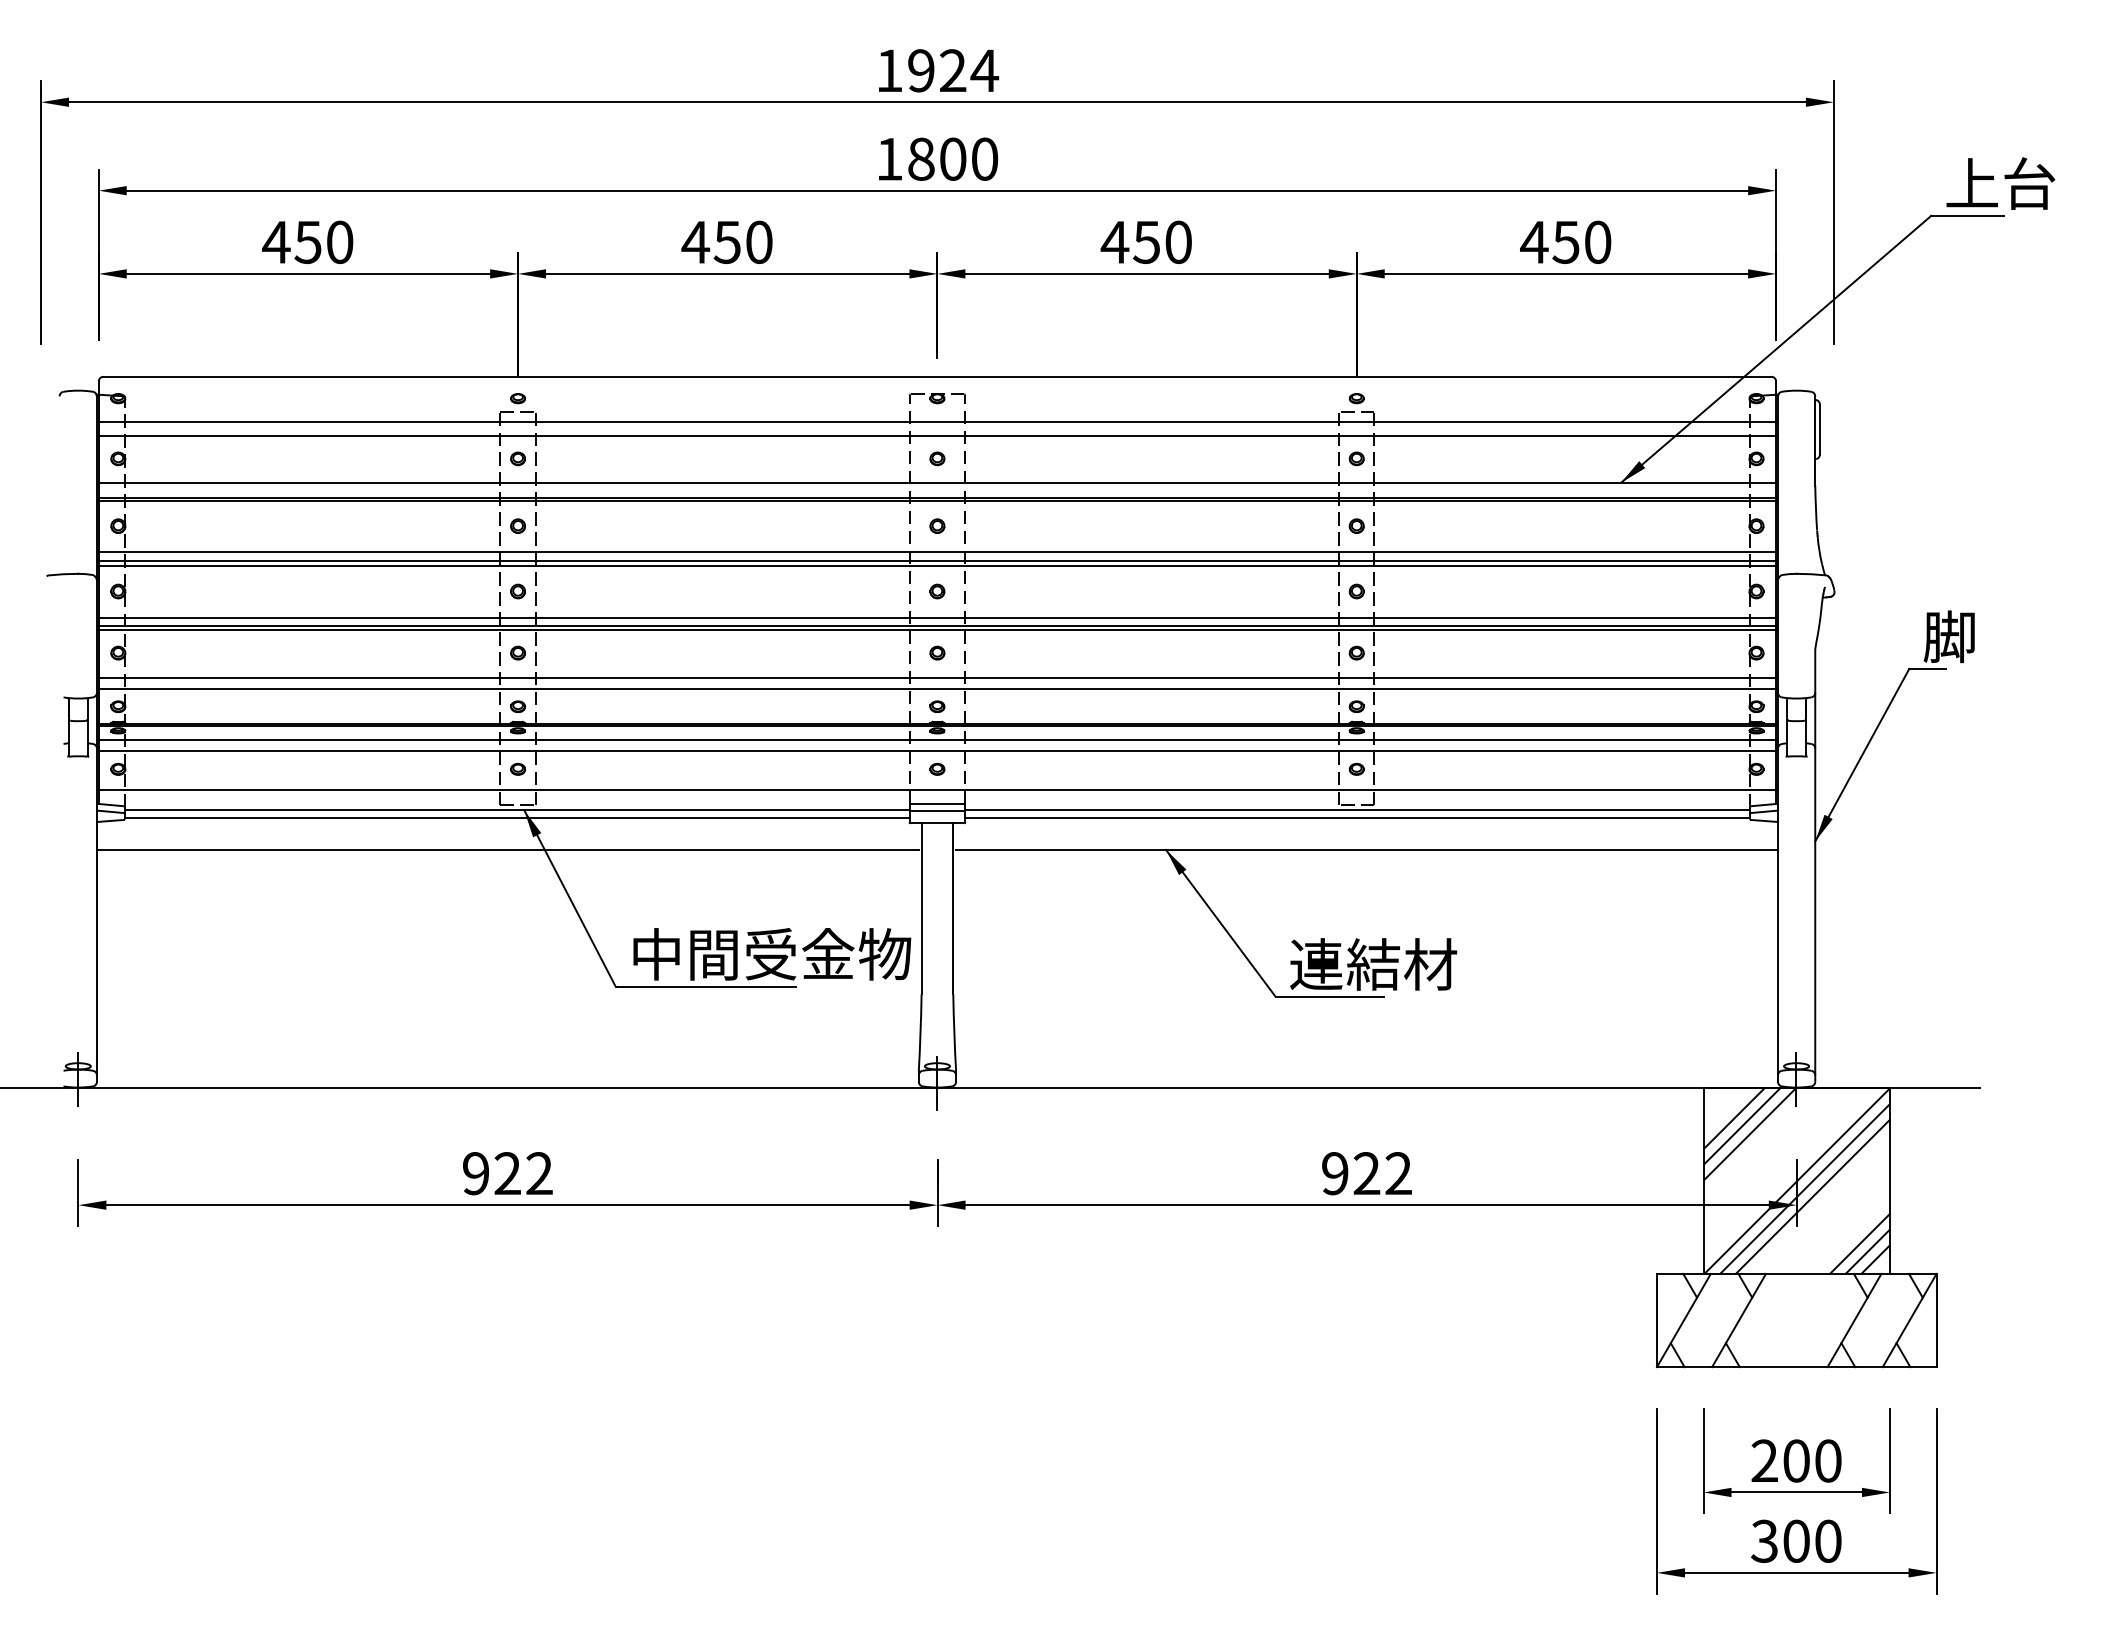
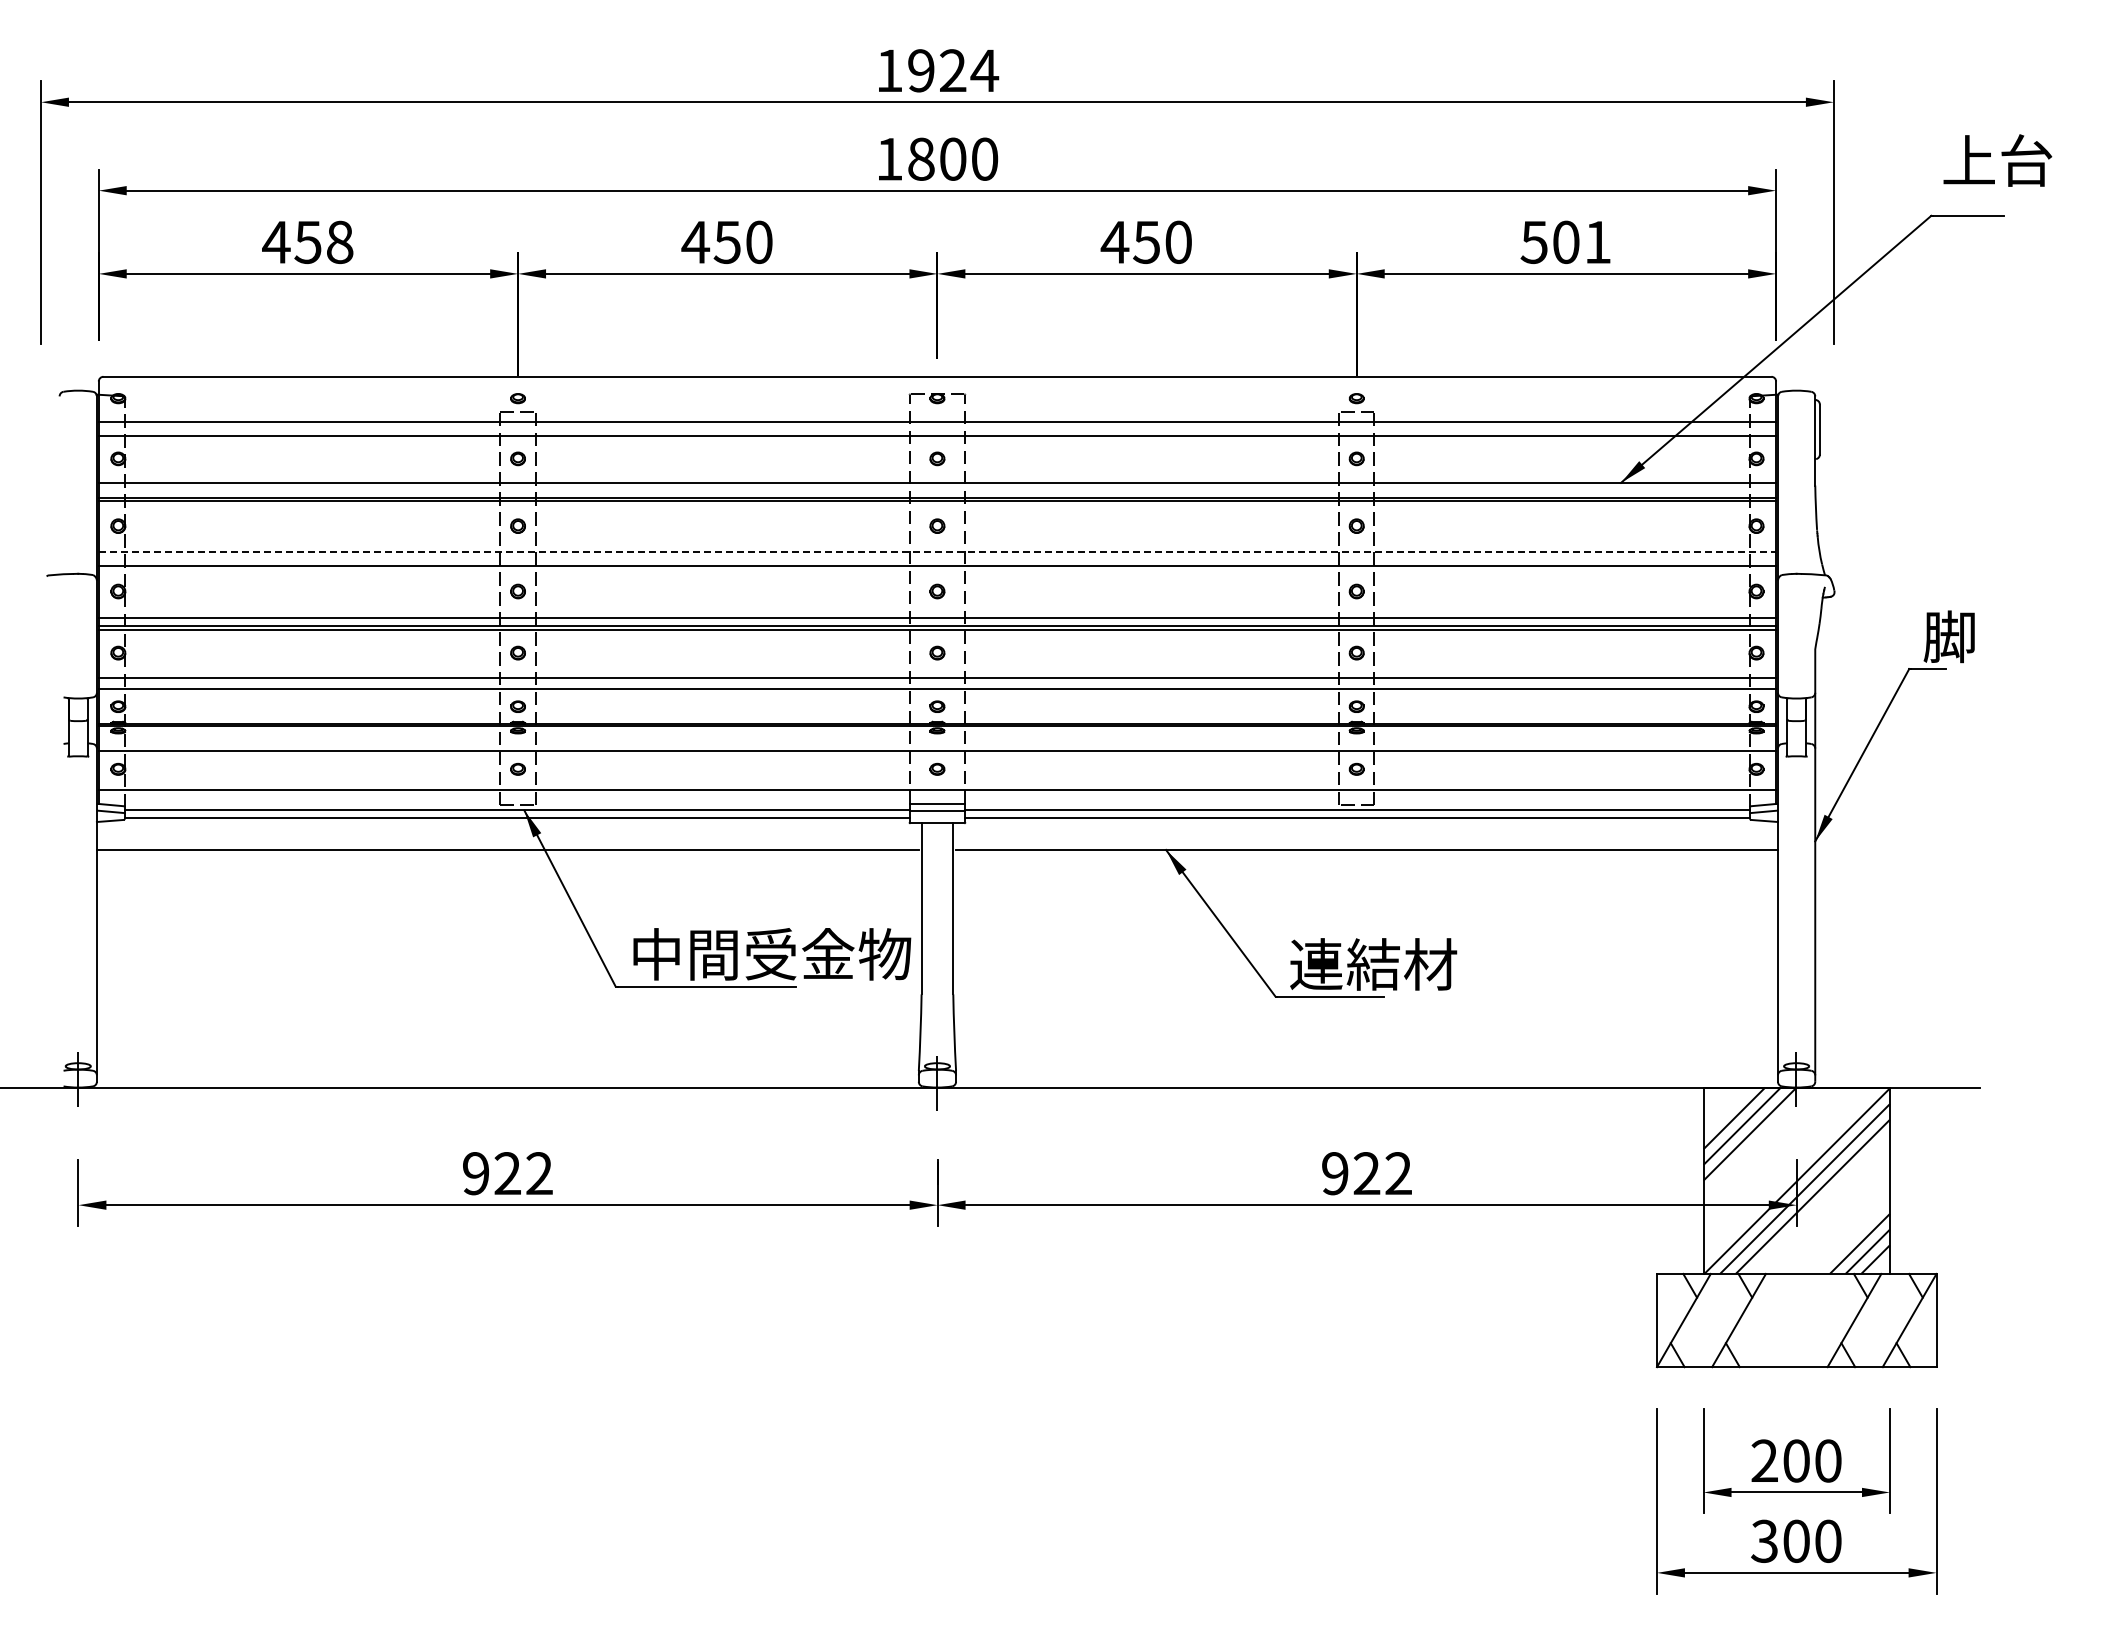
text position: (2000, 183) -> (1997, 160) (1997, 160)
text: 450 -> 458 (340, 241)
text: 450 -> 501 (1565, 242)
line: solid -> dashed (937, 552)
line: present -> none (937, 561)
line: present -> none (937, 740)
